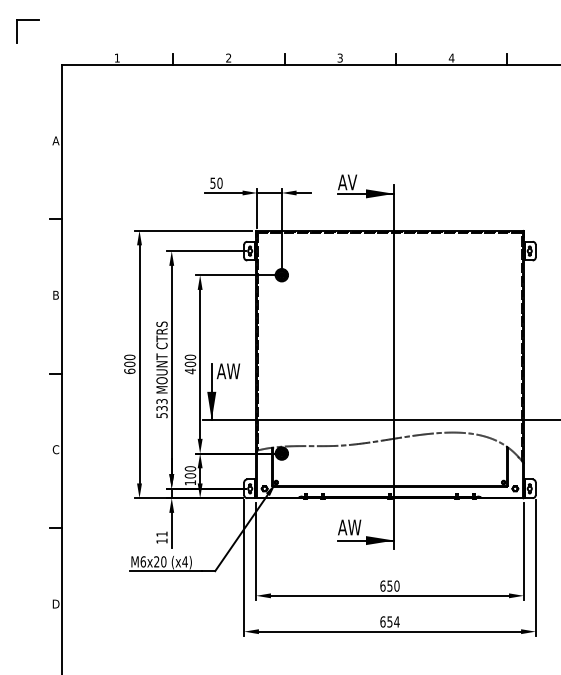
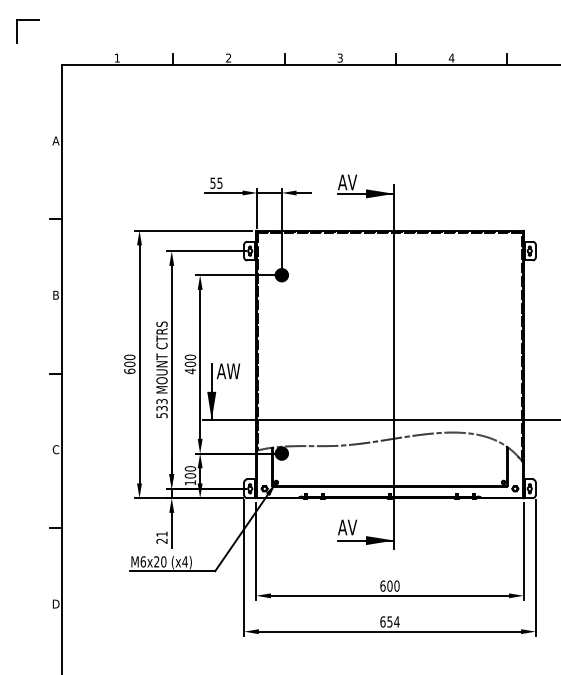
text: 50 -> 55 (219, 182)
text: AW -> AV (354, 527)
text: 11 -> 21 (161, 540)
text: 650 -> 600 (389, 585)
